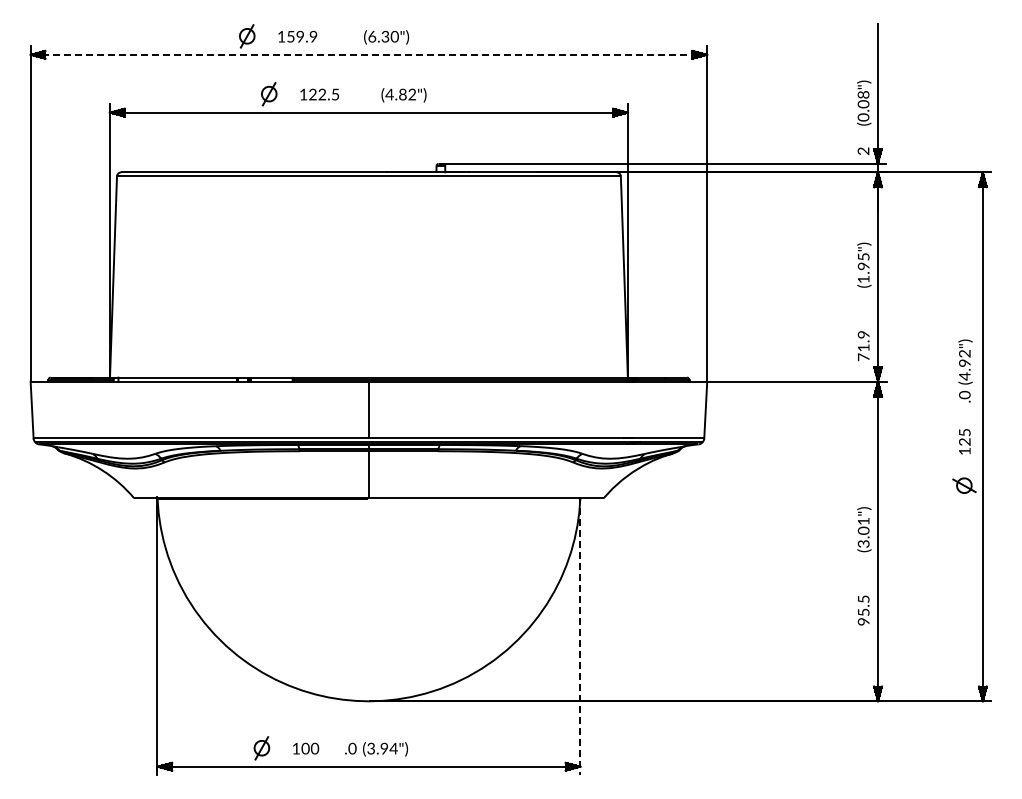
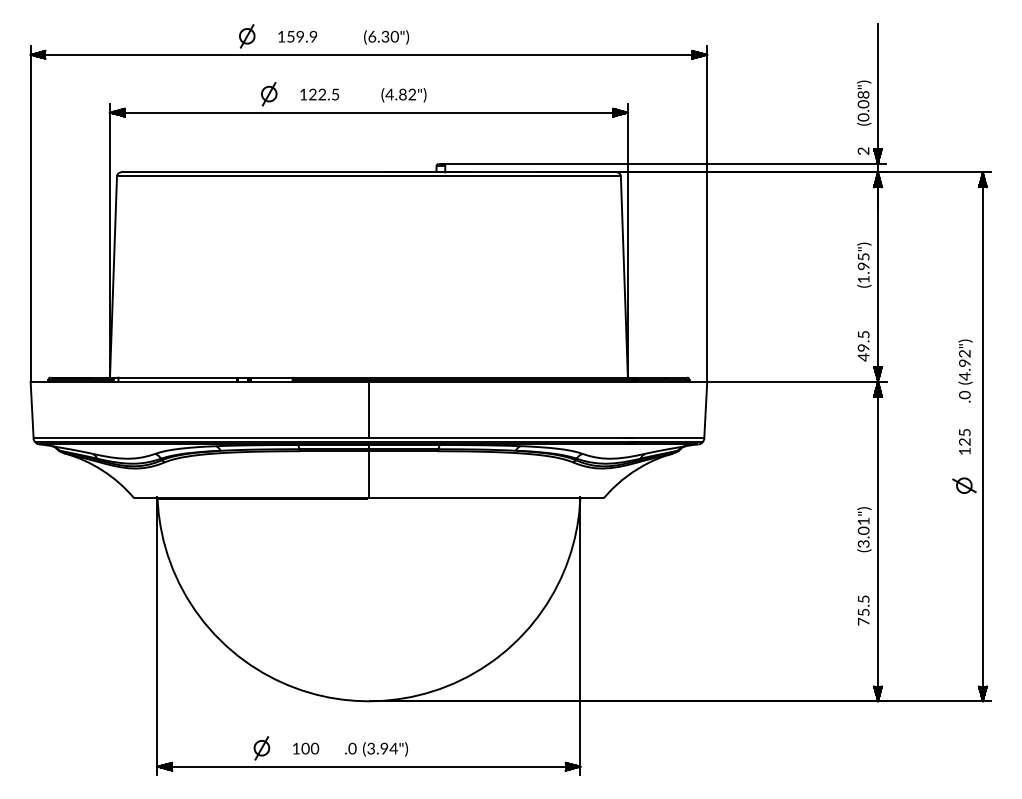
line: dashed -> solid (369, 54)
text: 71.9 -> 49.5 (863, 346)
text: 95.5 -> 75.5 (863, 621)
line: dashed -> solid (580, 636)
